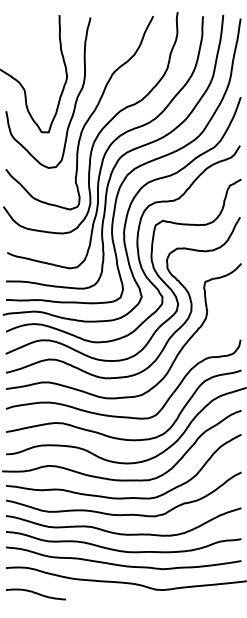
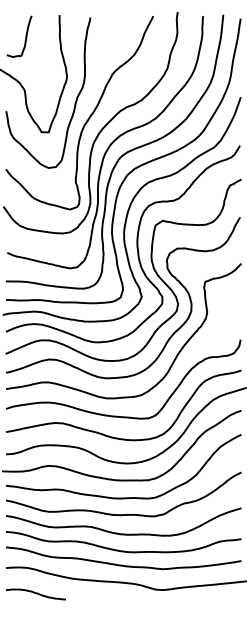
curve: none -> present (25, 36)
